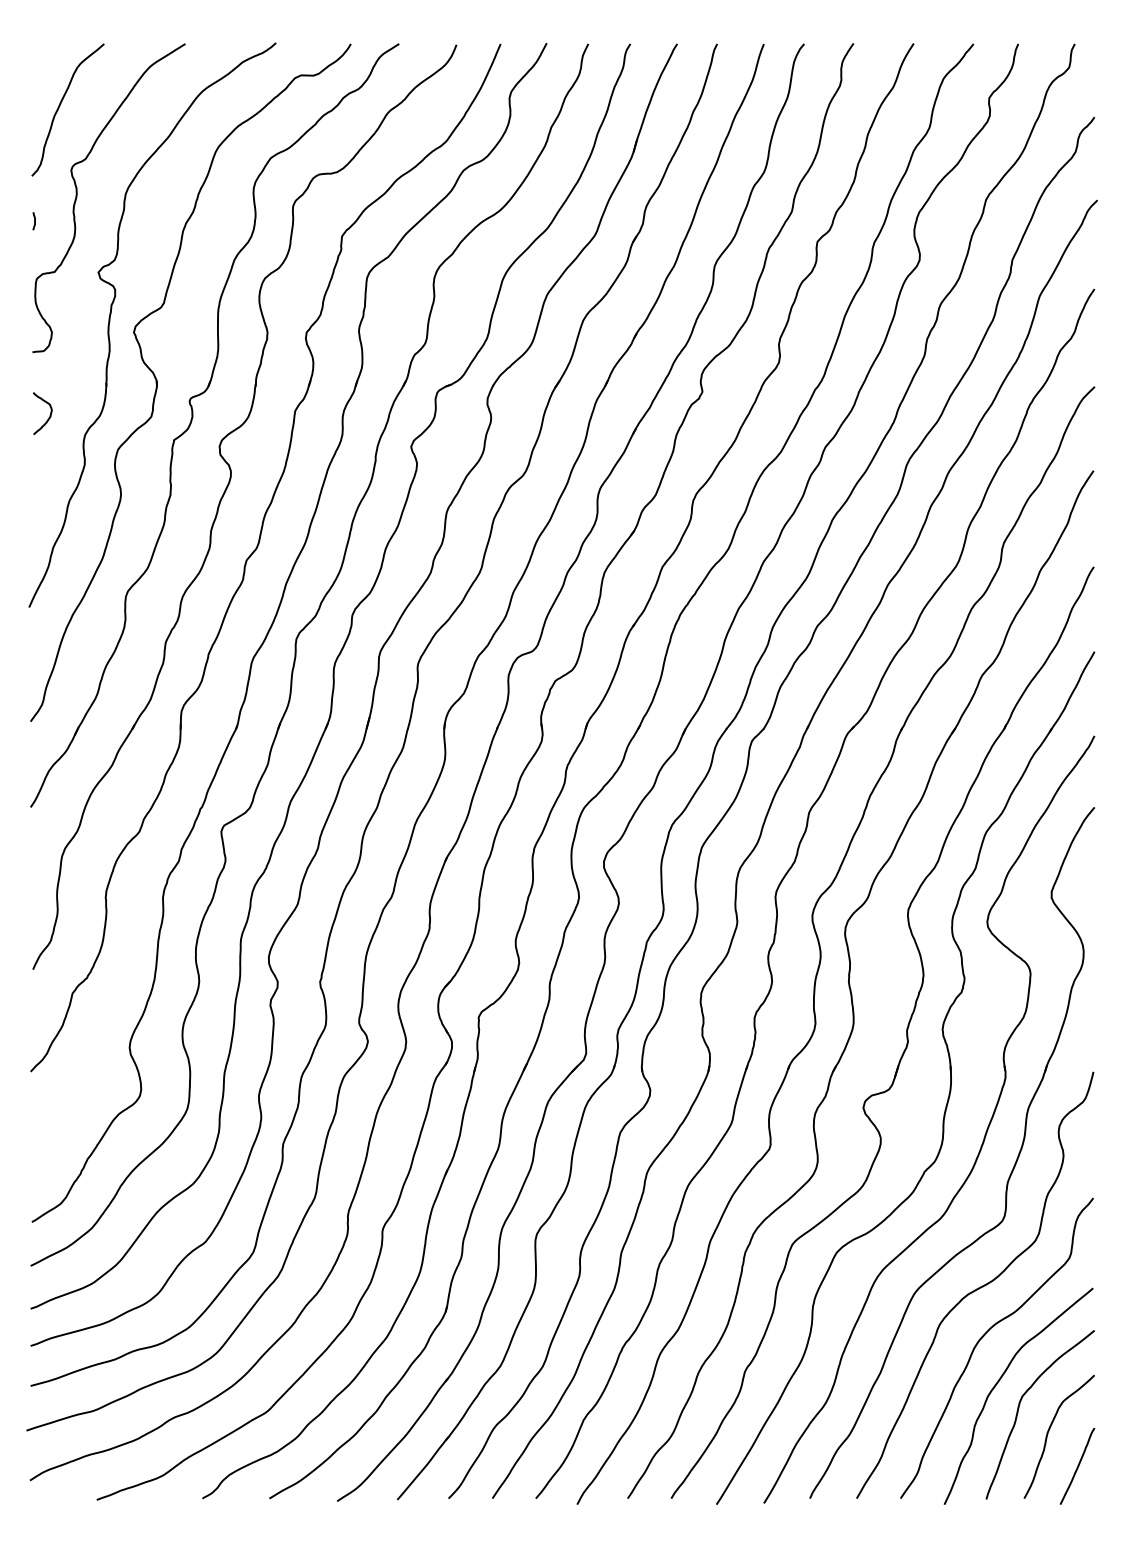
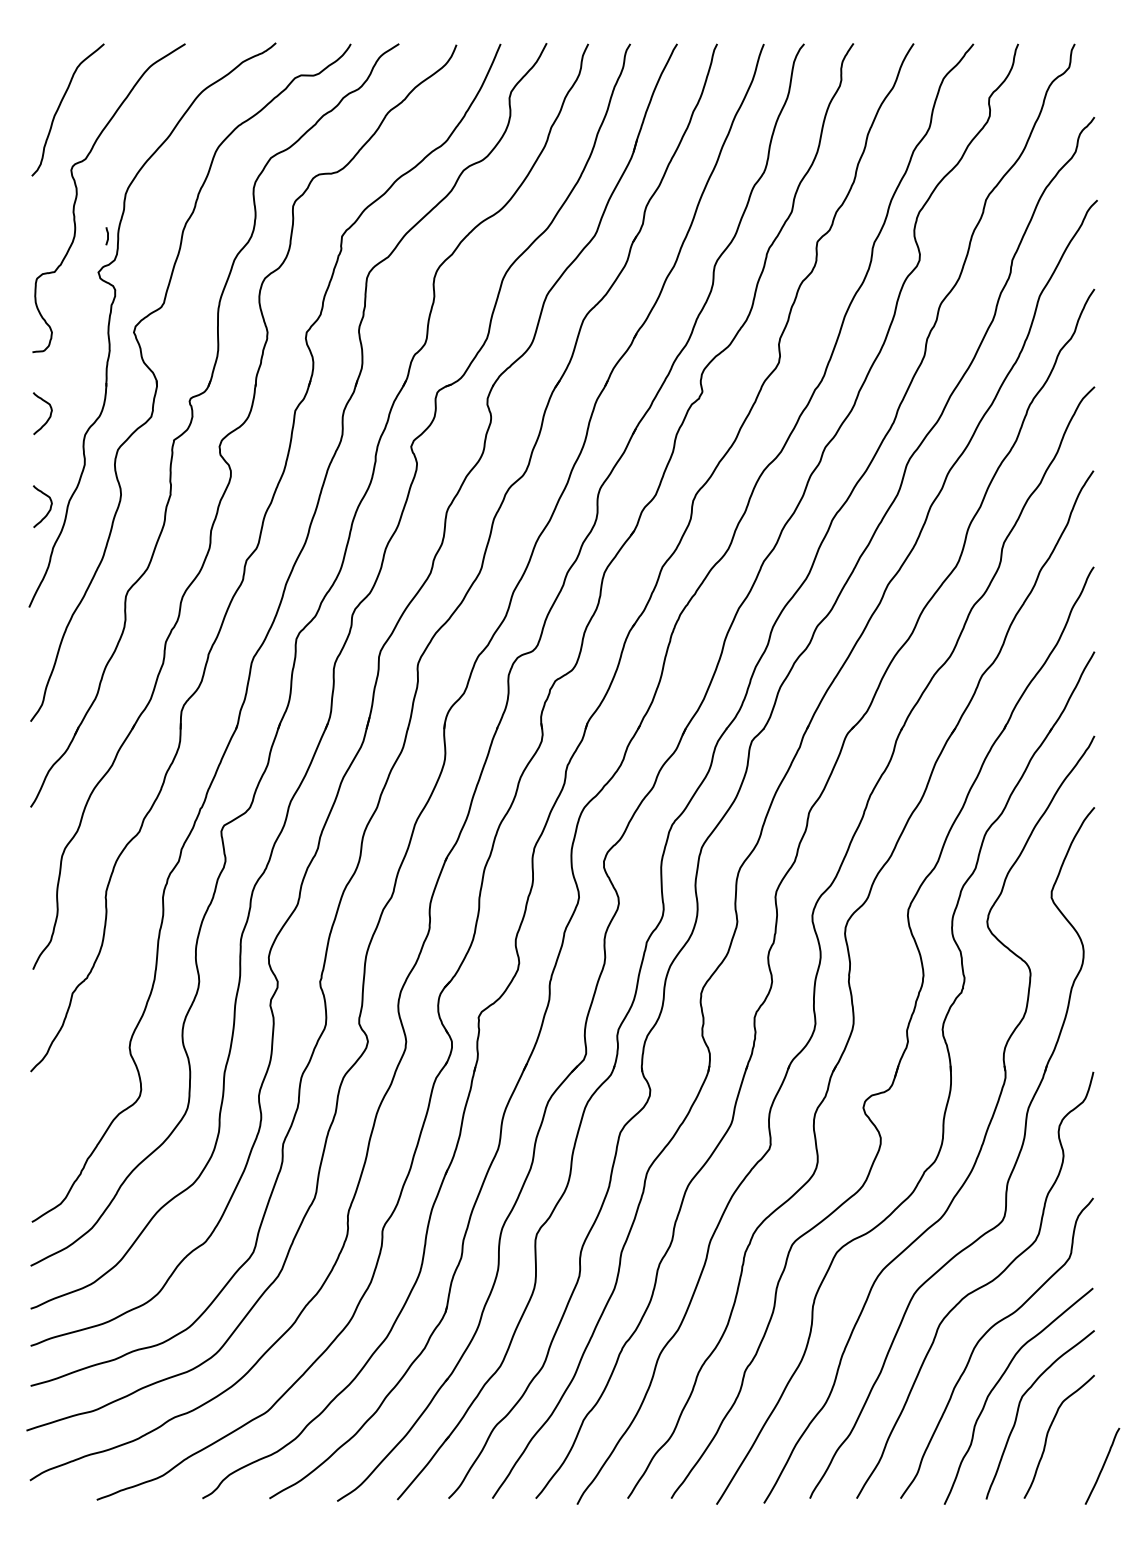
line position: (34, 221) -> (107, 236) (107, 236)
curve: none -> present (48, 510)
curve position: (1077, 1465) -> (1102, 1465) (1102, 1465)
